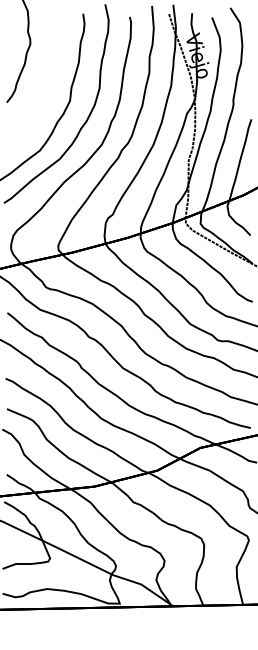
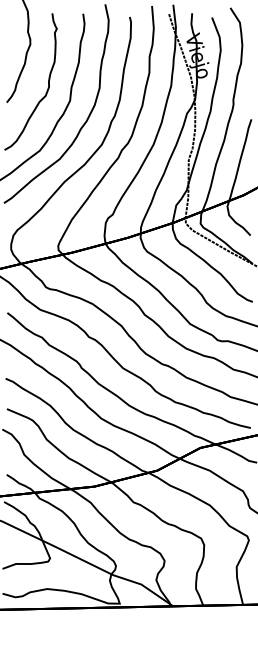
curve: none -> present (48, 81)
